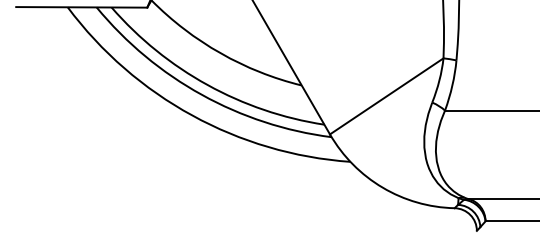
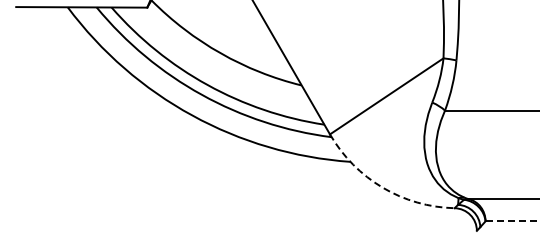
arc: solid -> dashed (382, 187)
line: solid -> dashed (512, 221)
